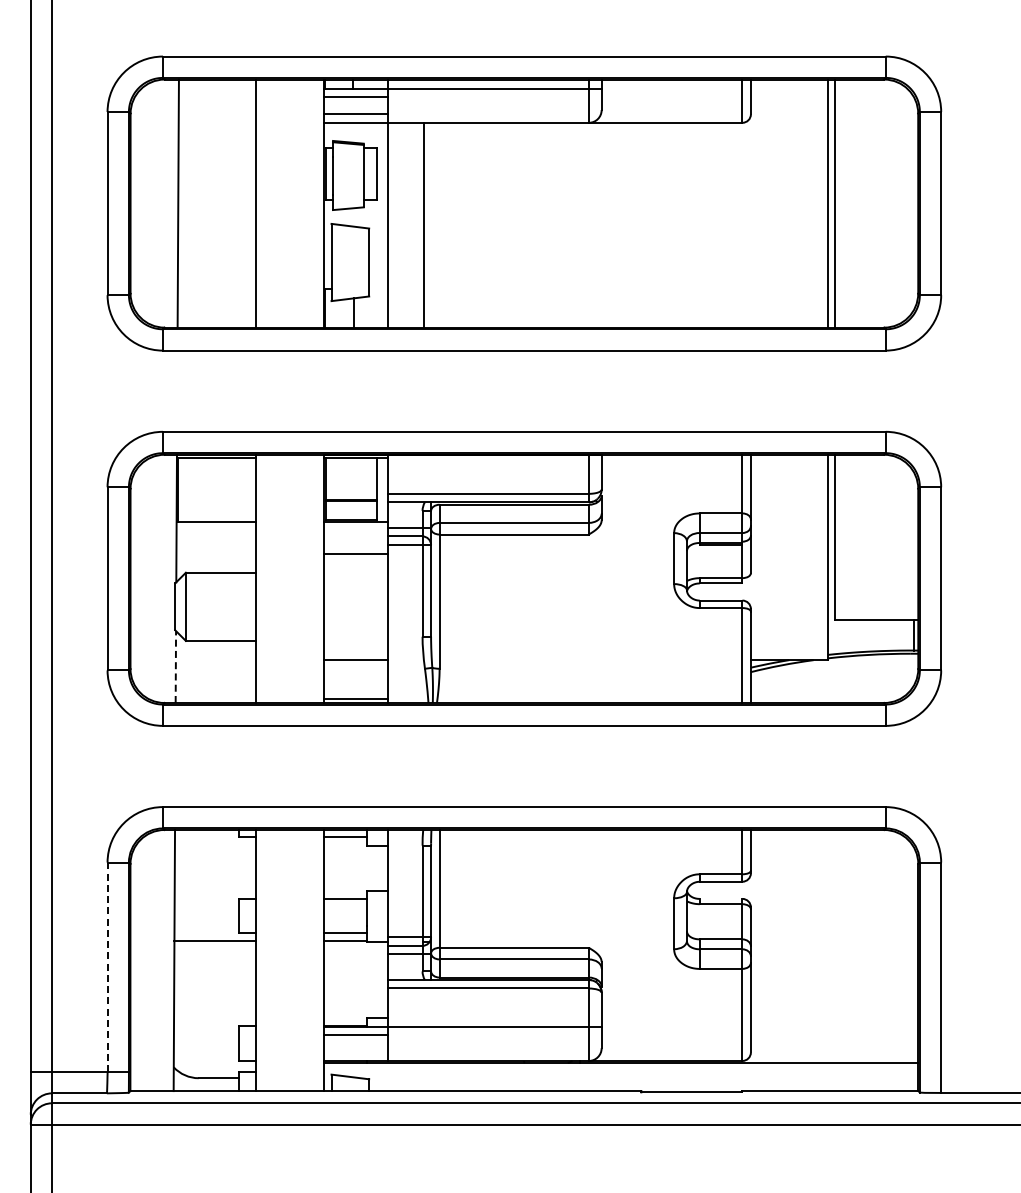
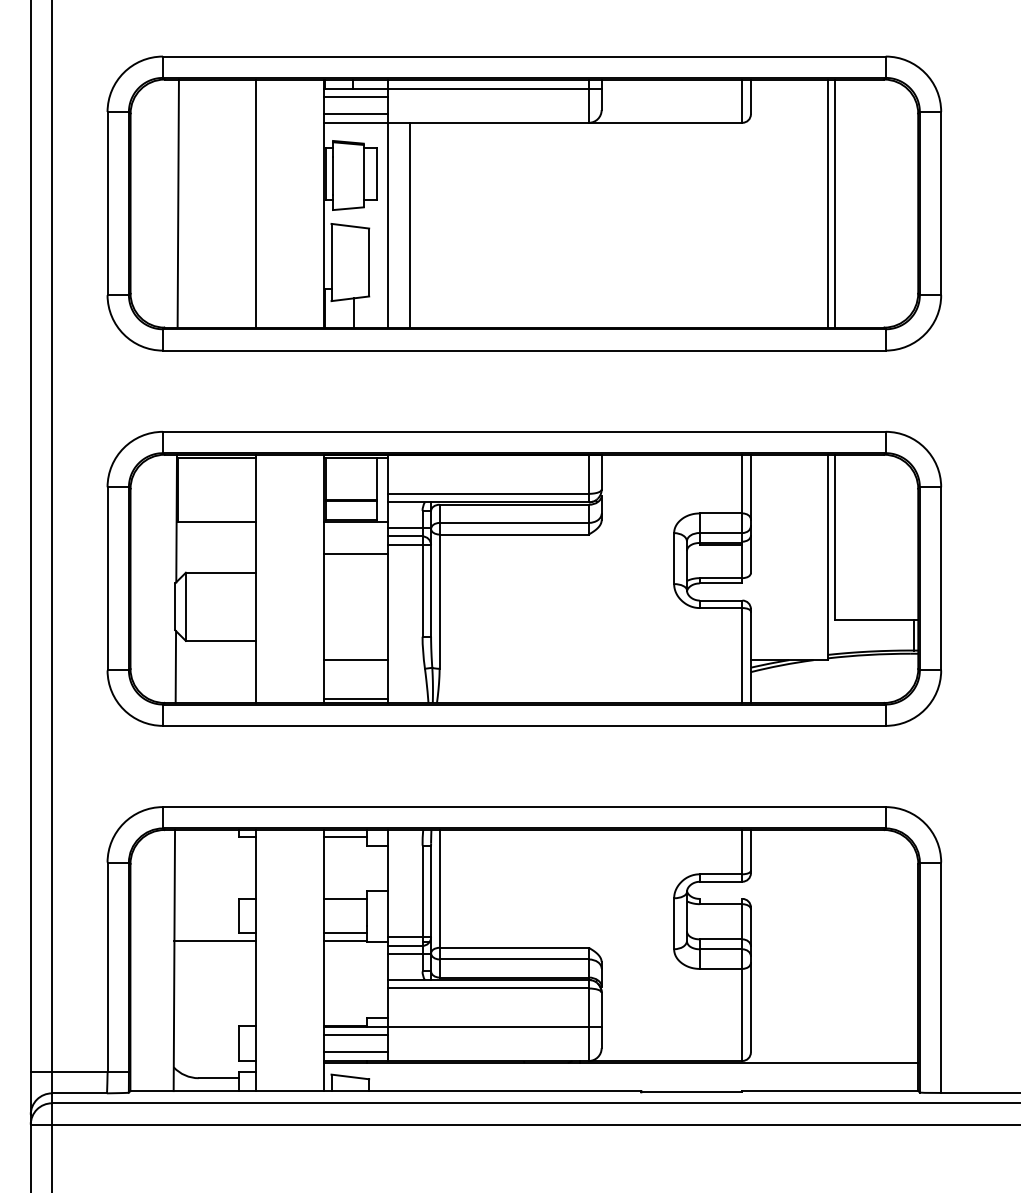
line position: (423, 224) -> (409, 224) (409, 224)
line: dashed -> solid (175, 667)
line: dashed -> solid (107, 967)
line: none -> present (356, 1052)
